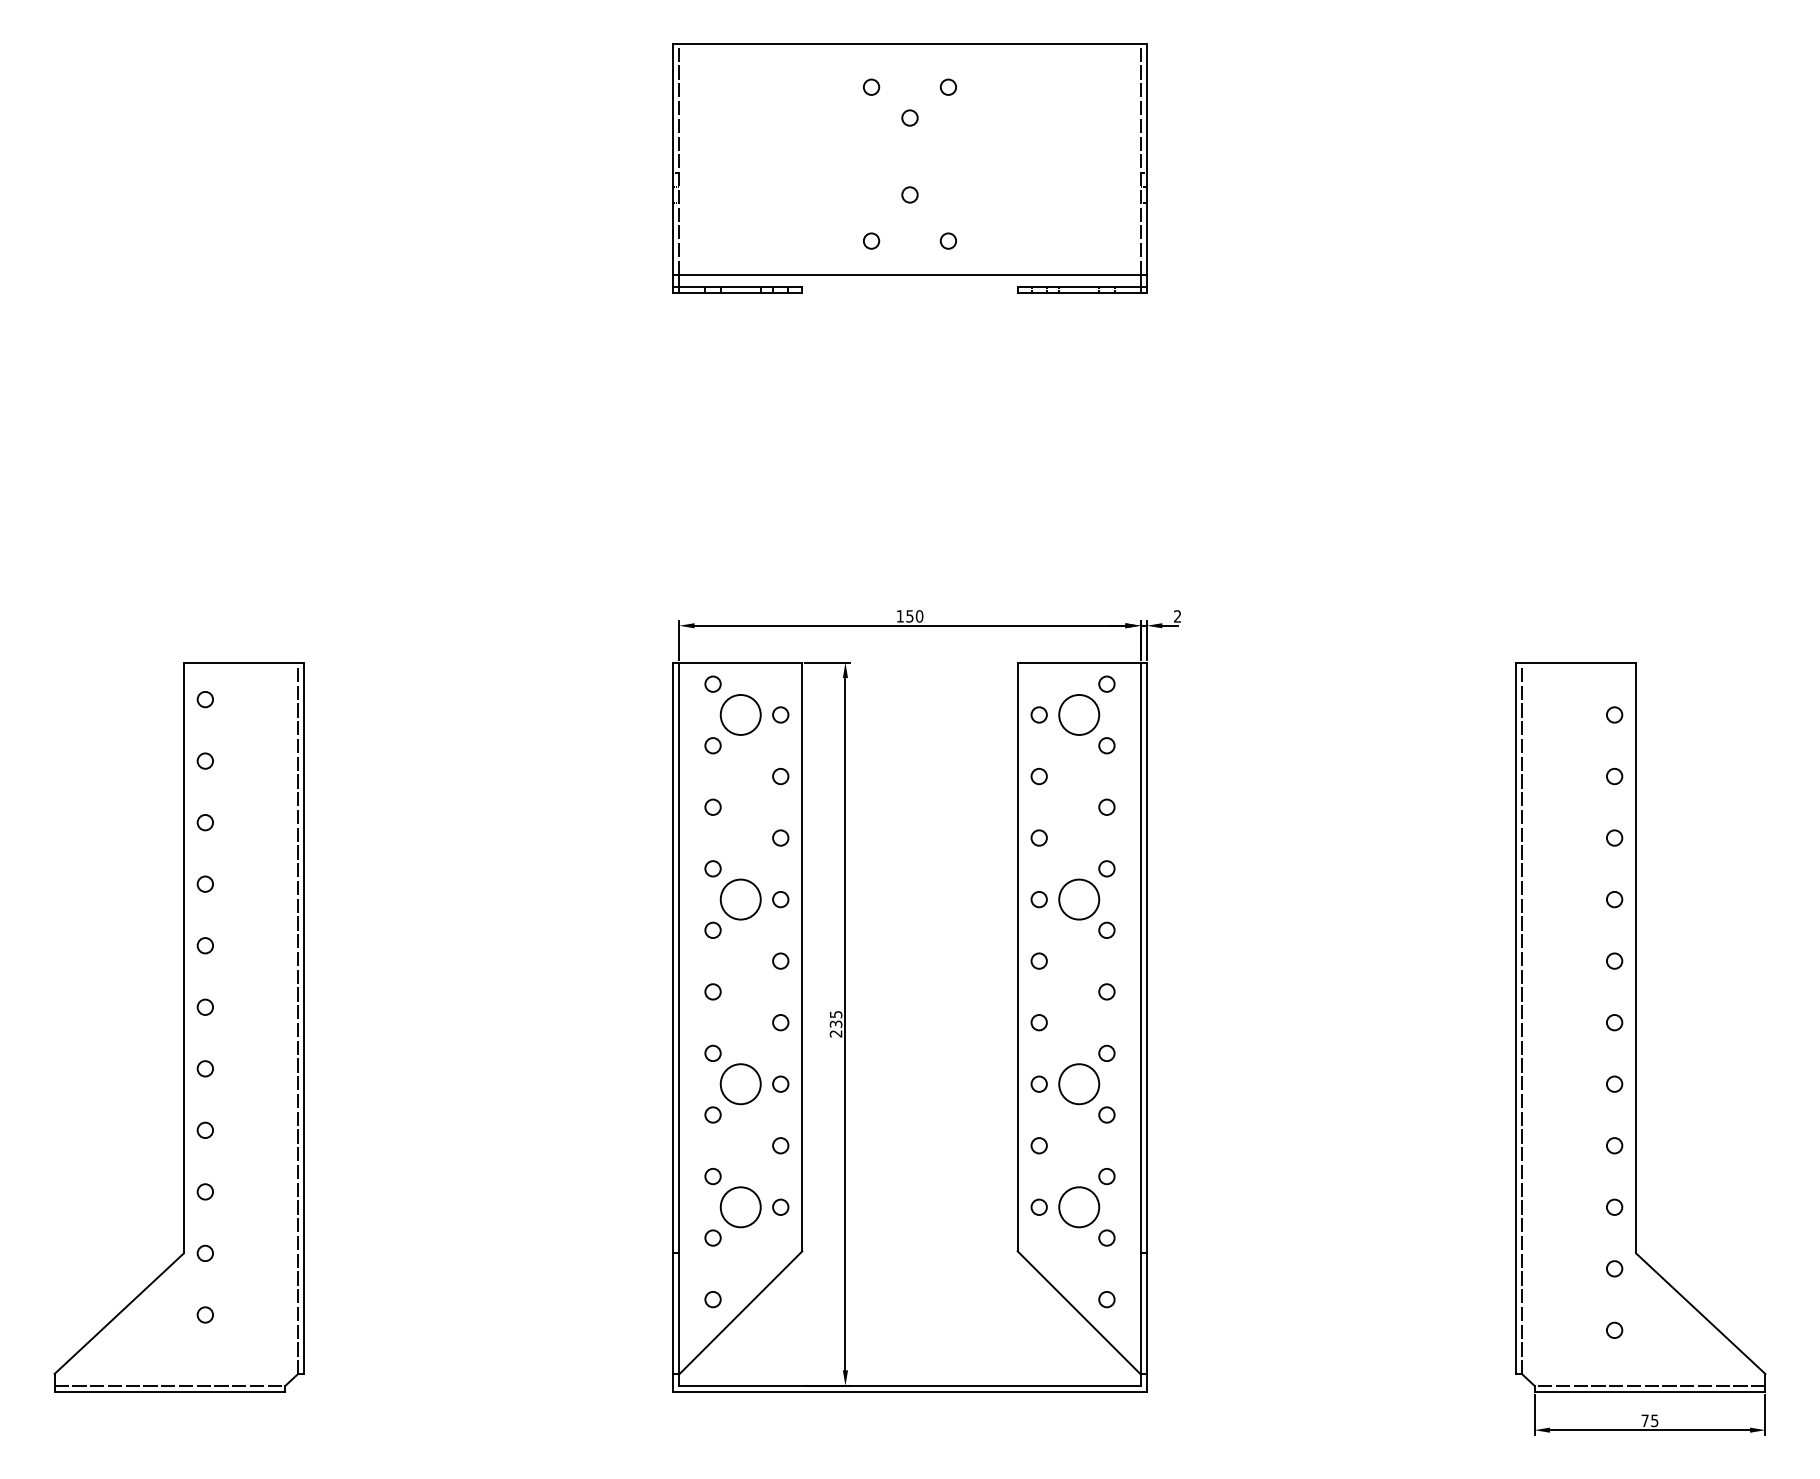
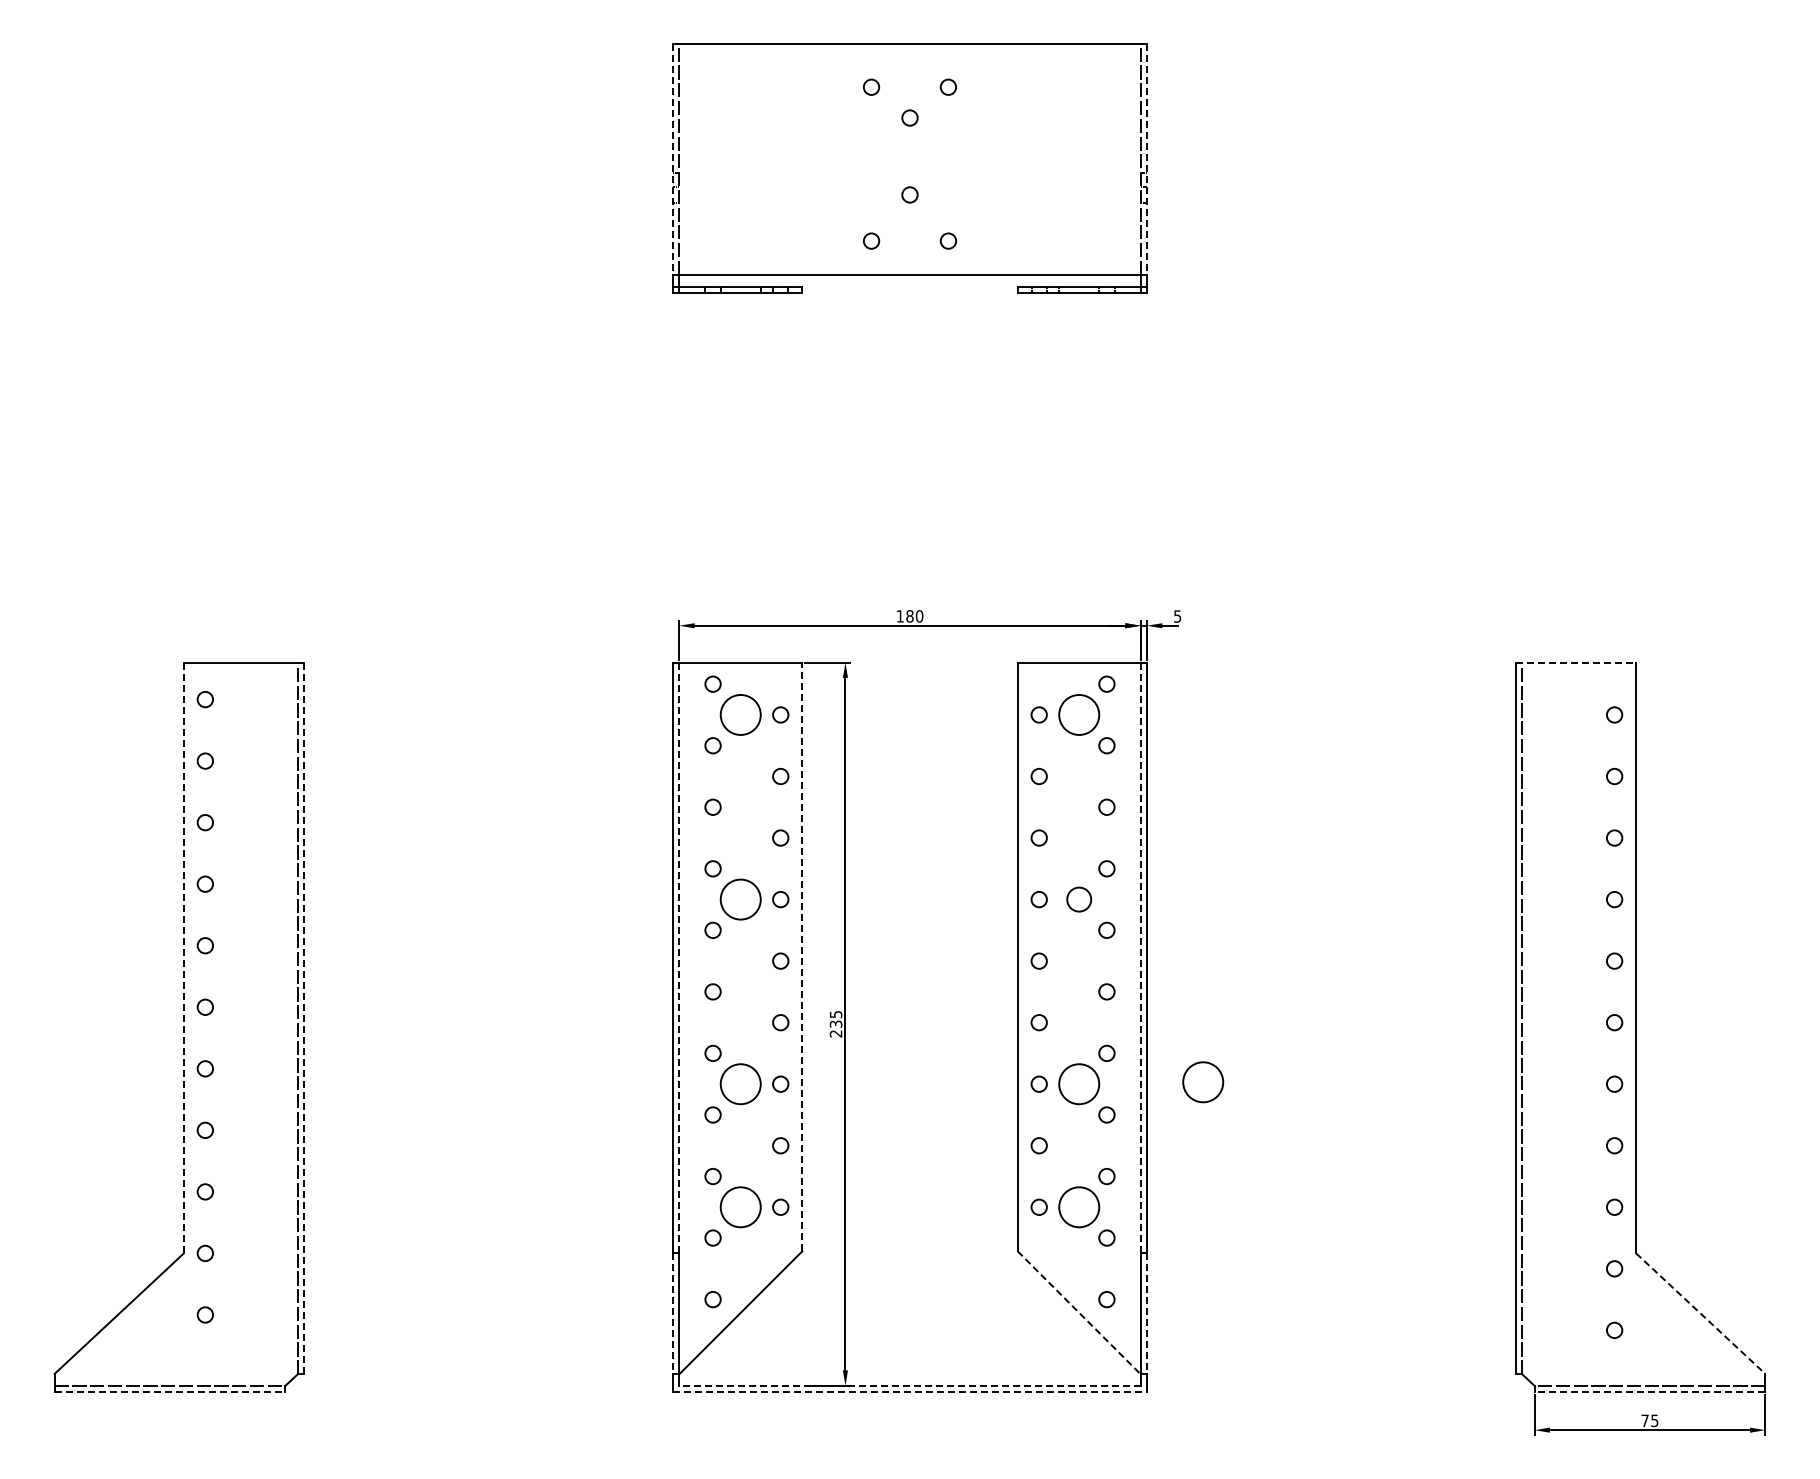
line: solid -> dashed (673, 160)
line: solid -> dashed (1146, 160)
text: 150 -> 180 (909, 616)
text: 2 -> 5 (1177, 616)
line: solid -> dashed (1576, 662)
circle diameter: 40 px -> 24 px (1079, 899)
line: solid -> dashed (802, 956)
line: solid -> dashed (183, 958)
line: solid -> dashed (679, 958)
line: solid -> dashed (1140, 958)
line: solid -> dashed (303, 1018)
circle: none -> present (1203, 1082)
line: solid -> dashed (1079, 1313)
line: solid -> dashed (673, 1314)
line: solid -> dashed (1146, 1314)
line: solid -> dashed (1701, 1314)
line: solid -> dashed (910, 1385)
line: solid -> dashed (170, 1391)
line: solid -> dashed (910, 1391)
line: solid -> dashed (1649, 1391)
